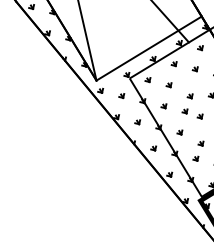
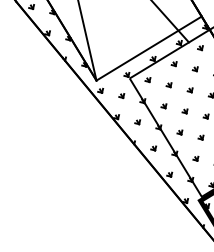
part position: (189, 96) -> (189, 90) (189, 90)
part position: (199, 116) -> (205, 116) (205, 116)
part position: (200, 143) -> (200, 137) (200, 137)
